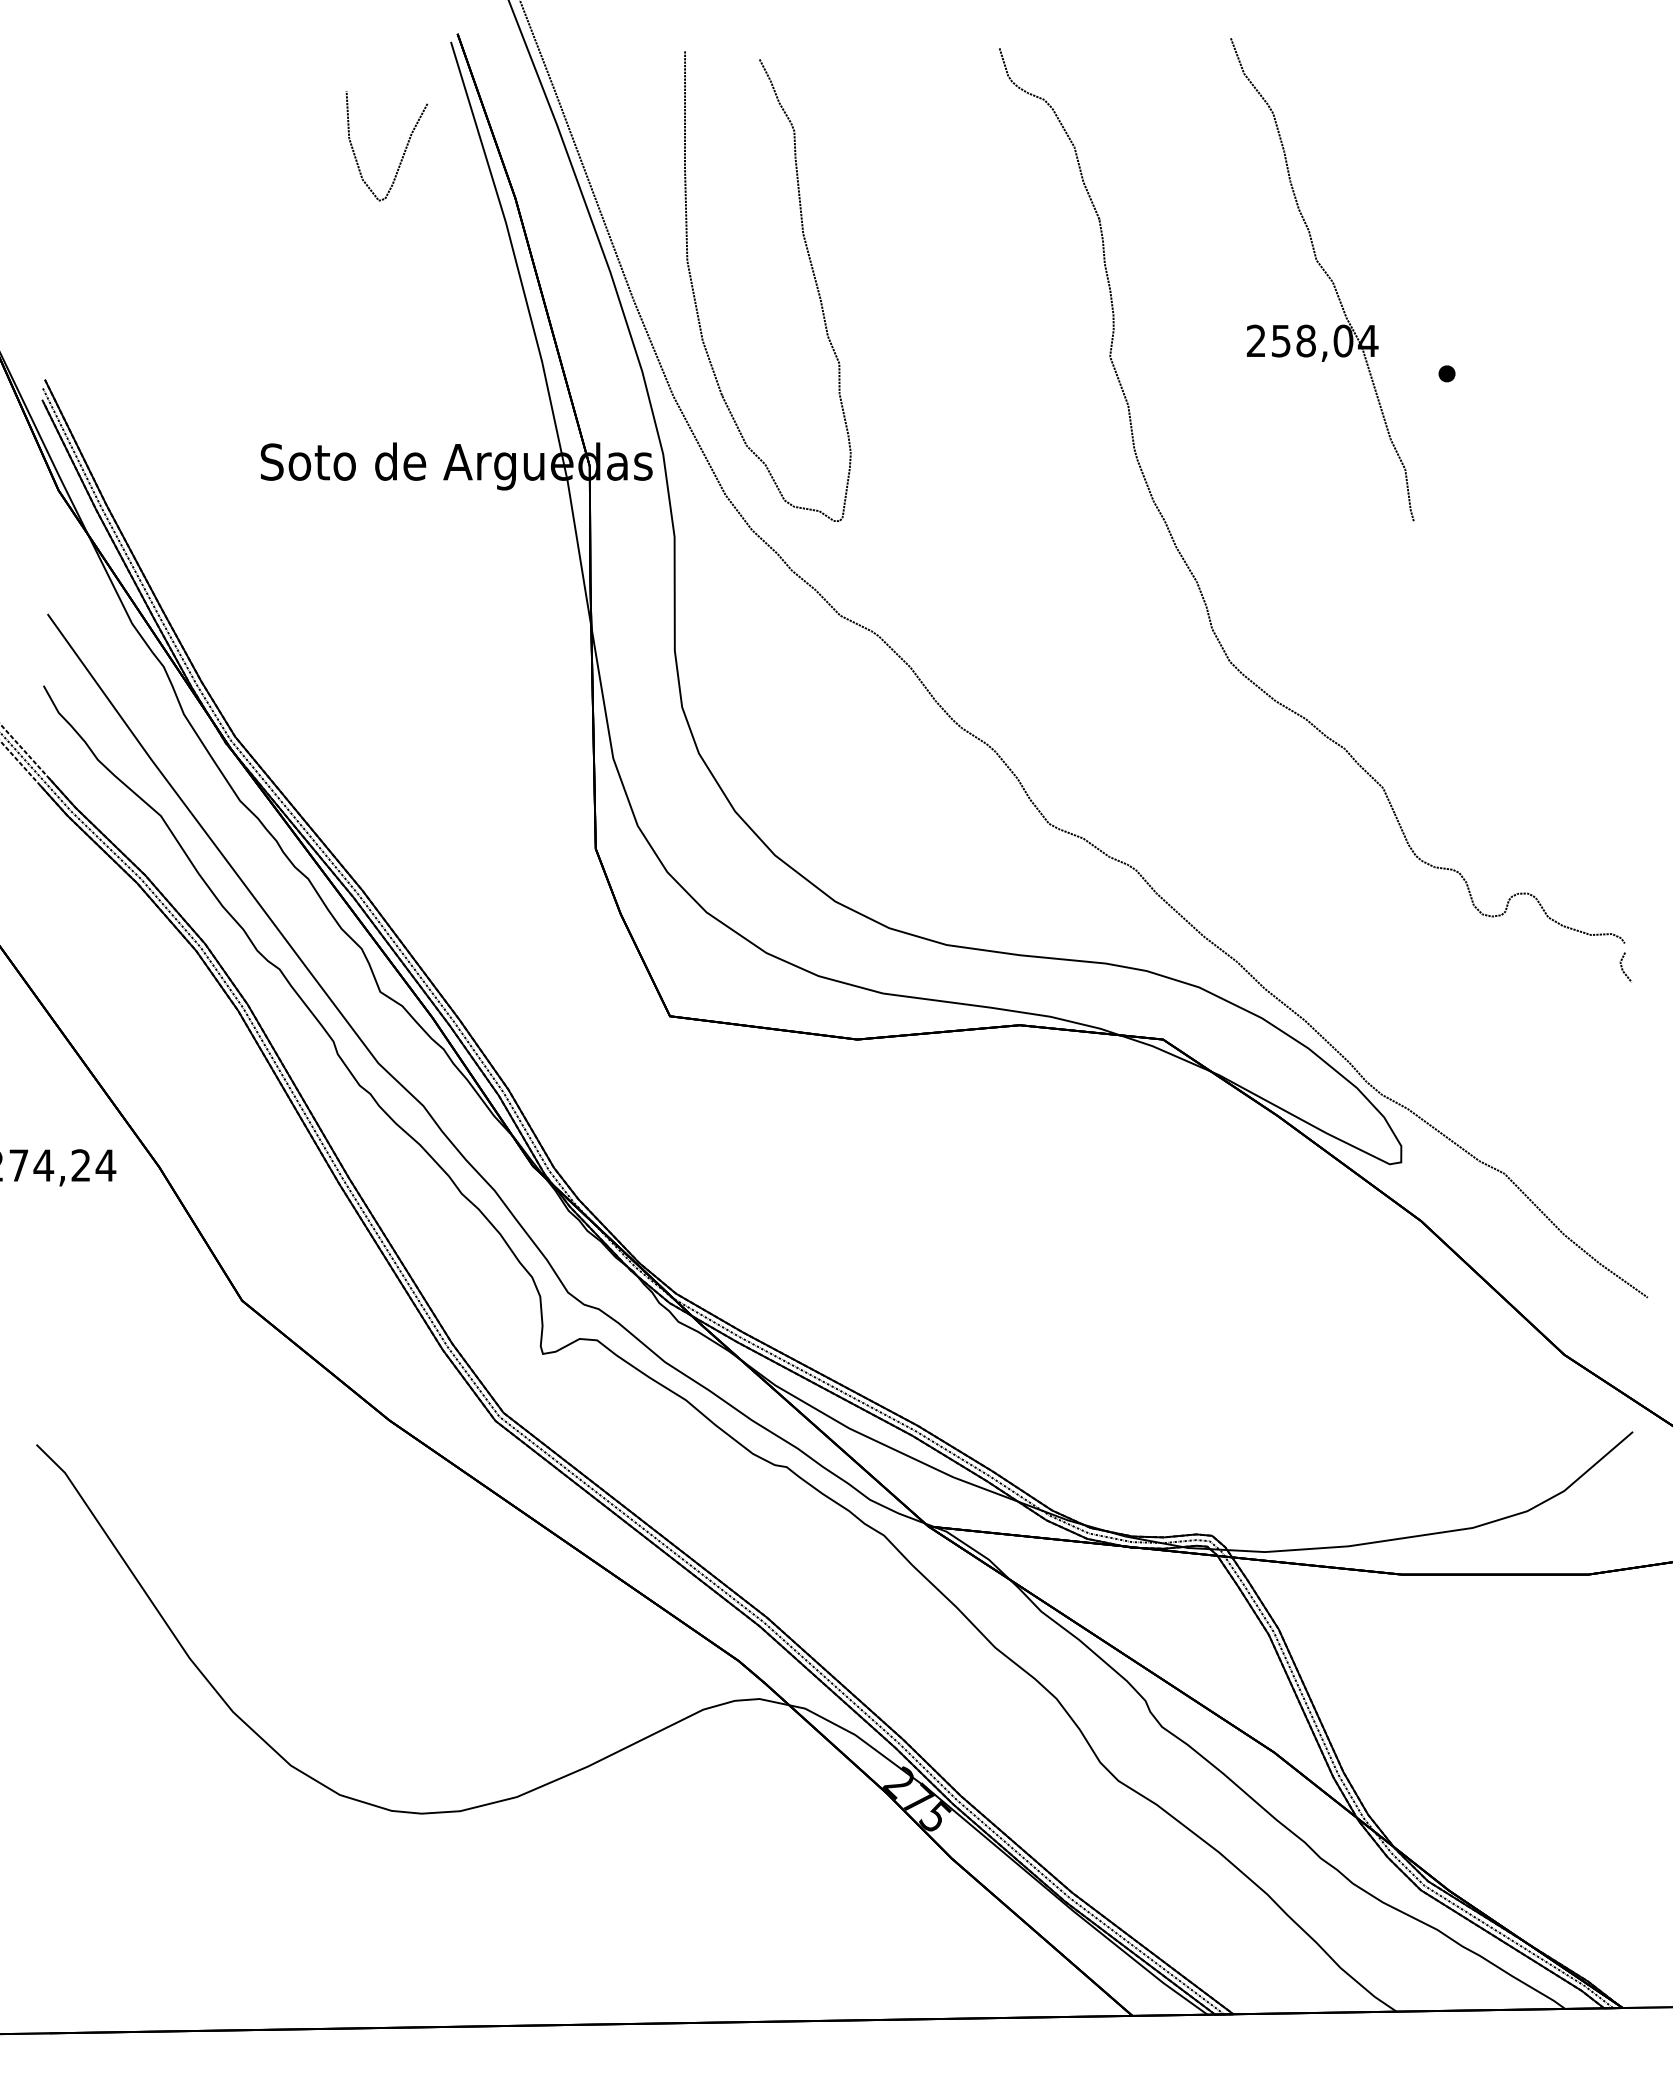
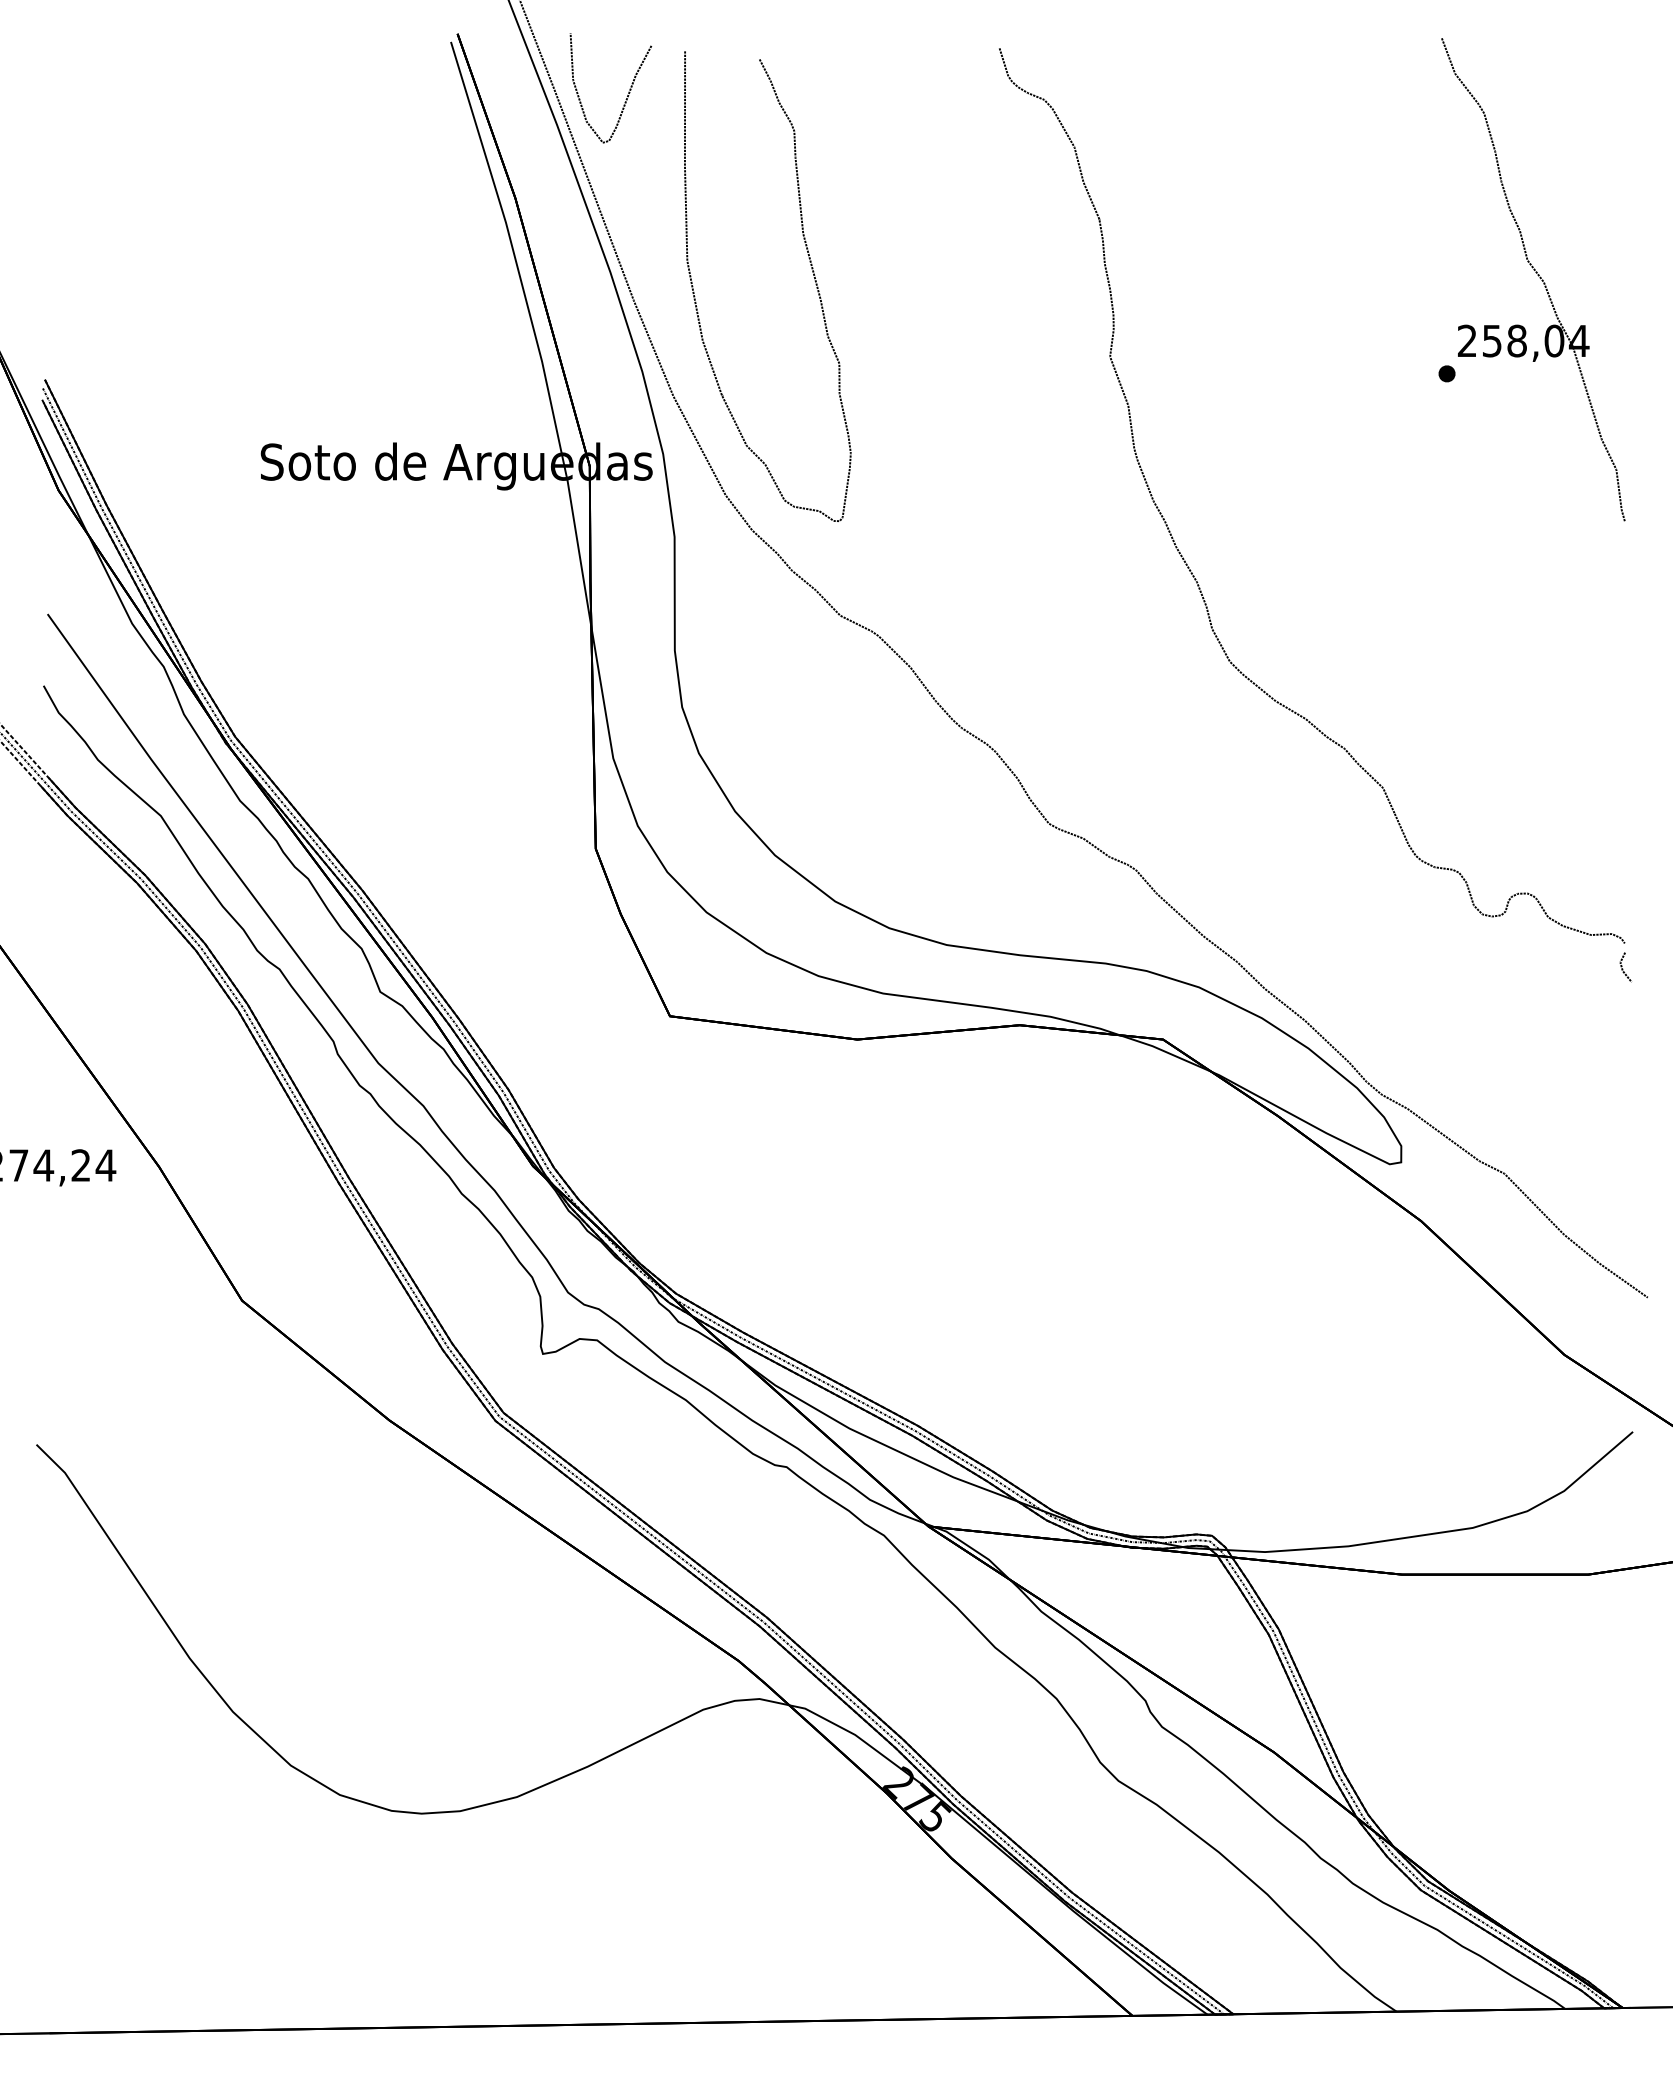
curve position: (403, 152) -> (627, 94) (627, 94)
part position: (1322, 279) -> (1533, 279) (1533, 279)
